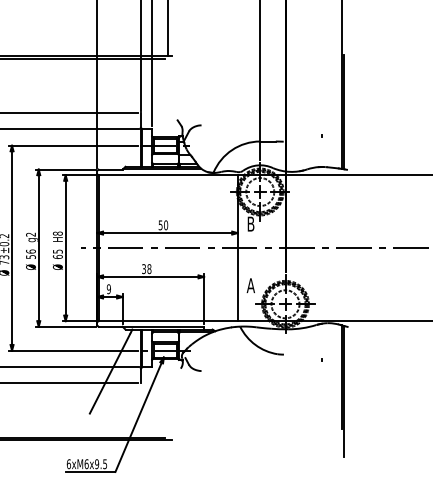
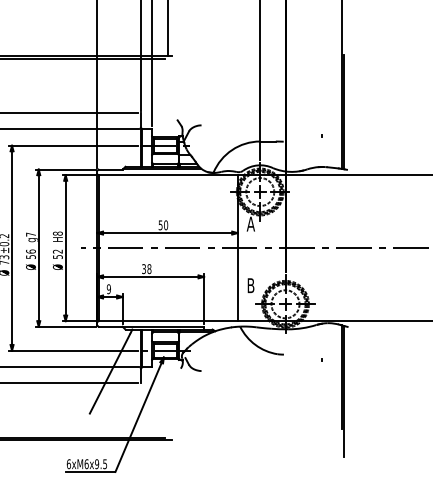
text: B -> A (250, 223)
text: g2 -> g7 (30, 234)
text: 65 -> 52 (57, 253)
text: A -> B (250, 285)
